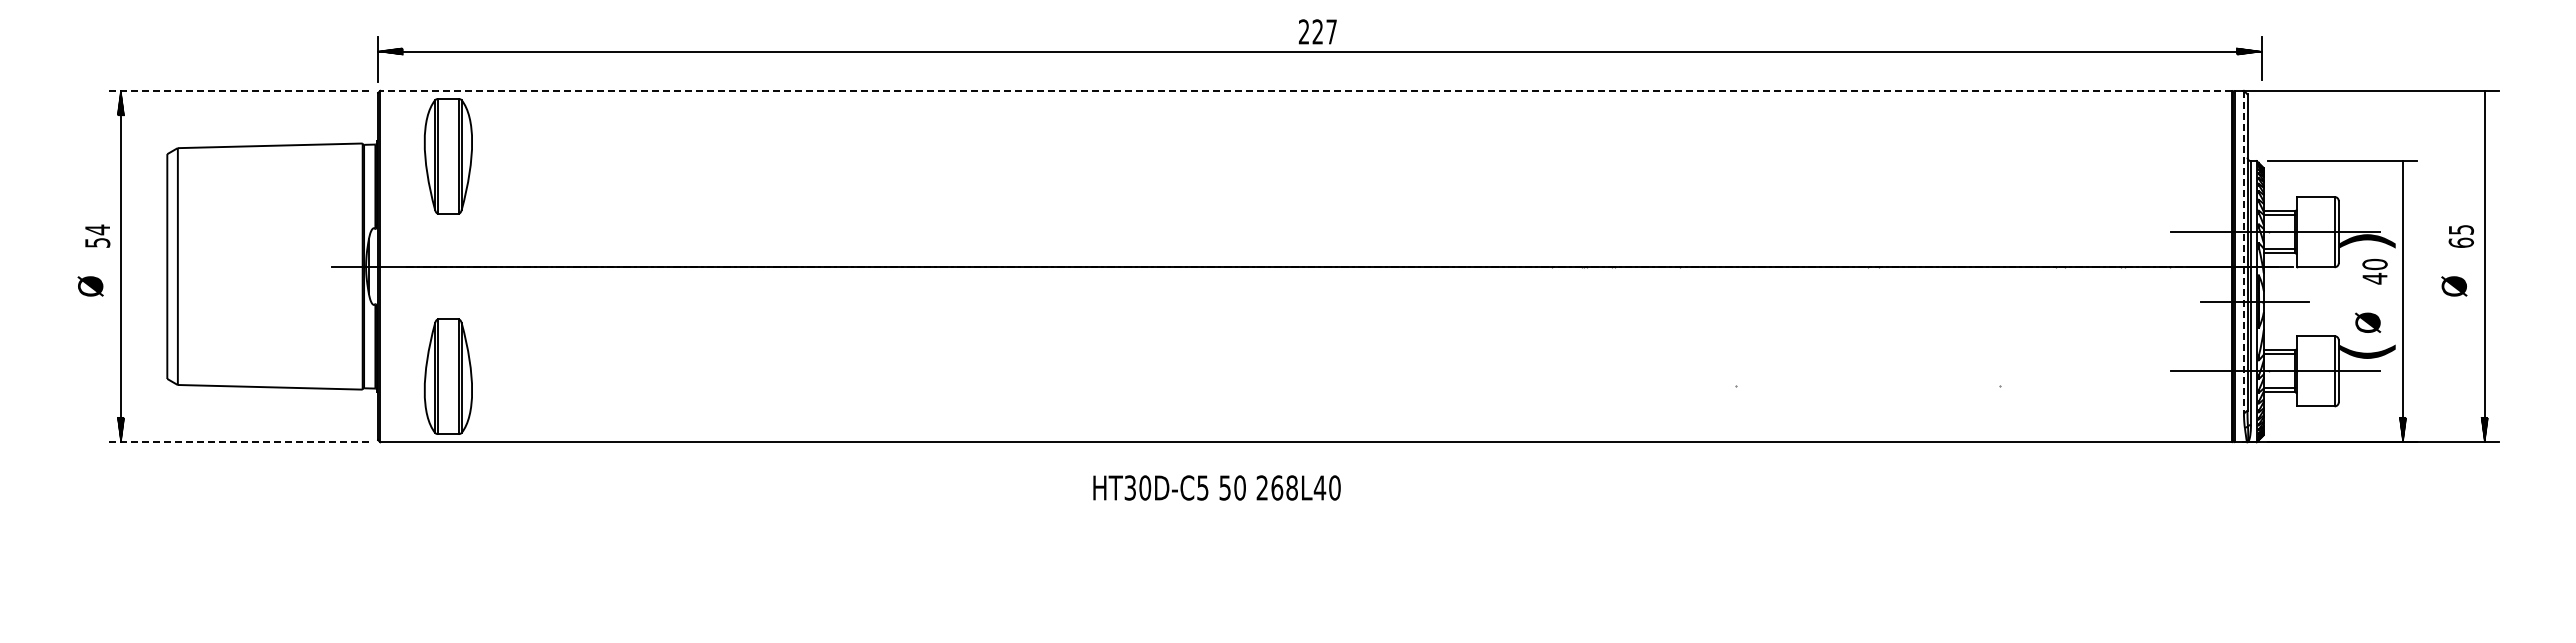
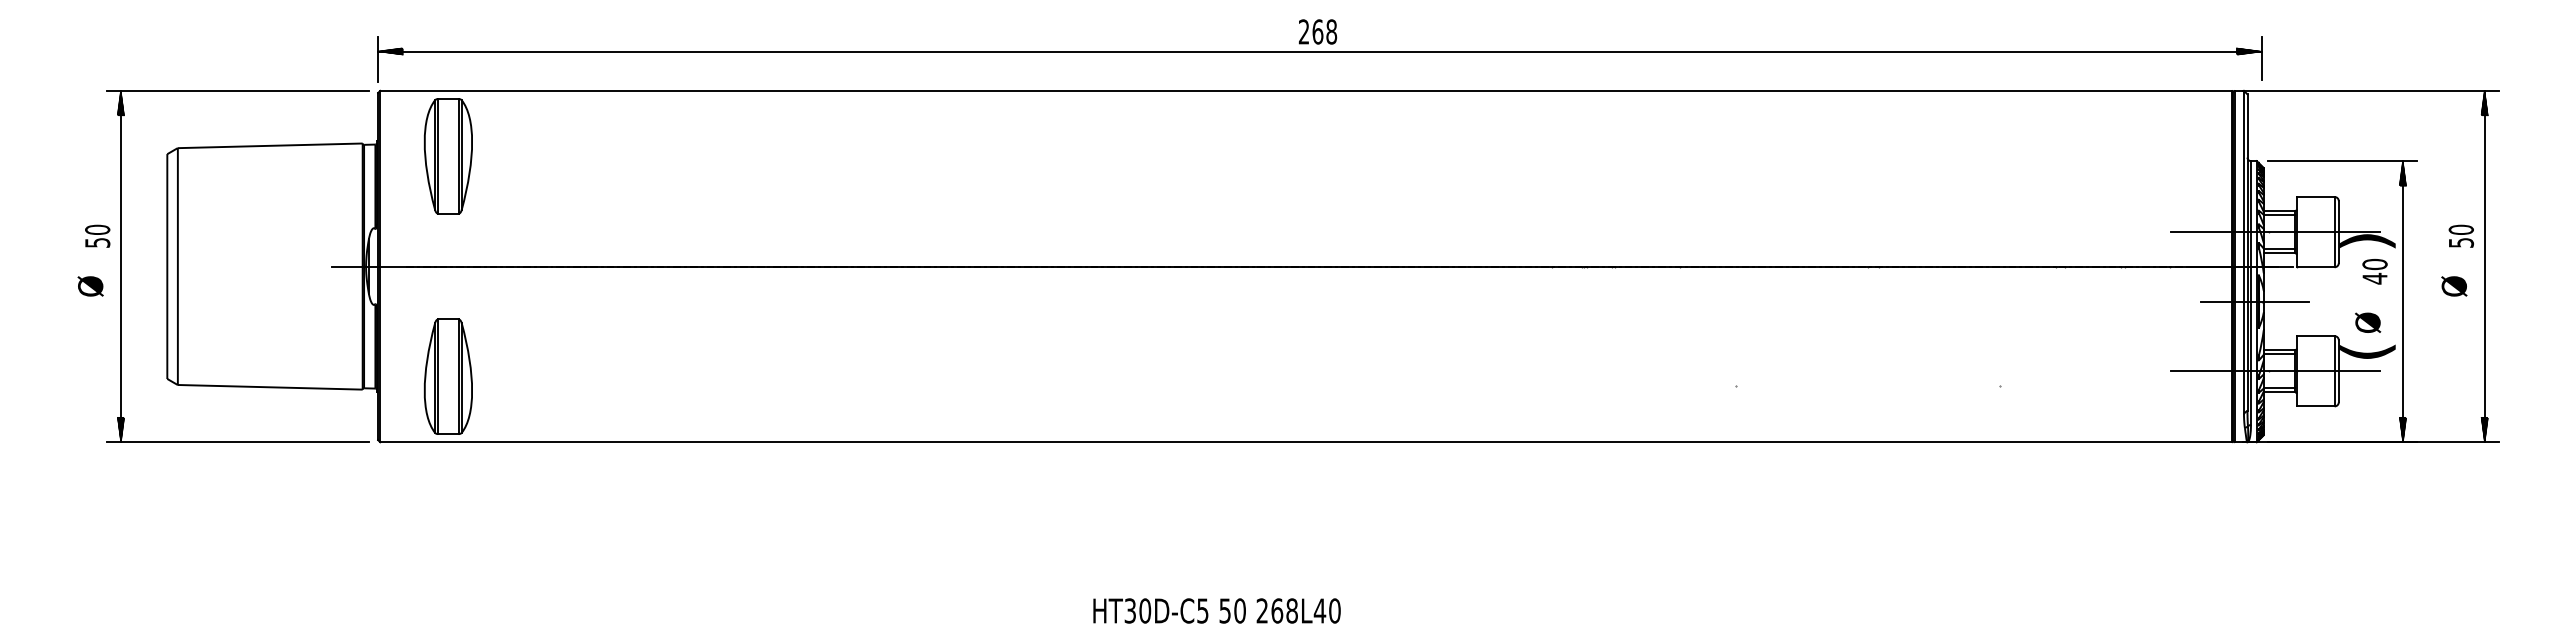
text: 227 -> 268 (1324, 31)
line: dashed -> solid (237, 90)
line: dashed -> solid (1306, 90)
hatch: none -> present (2484, 103)
hatch: none -> present (2402, 173)
text: 54 -> 50 (97, 229)
text: 65 -> 50 (2460, 235)
line: dashed -> solid (2243, 252)
line: dashed -> solid (237, 442)
text position: (1216, 487) -> (1216, 610) (1216, 610)
